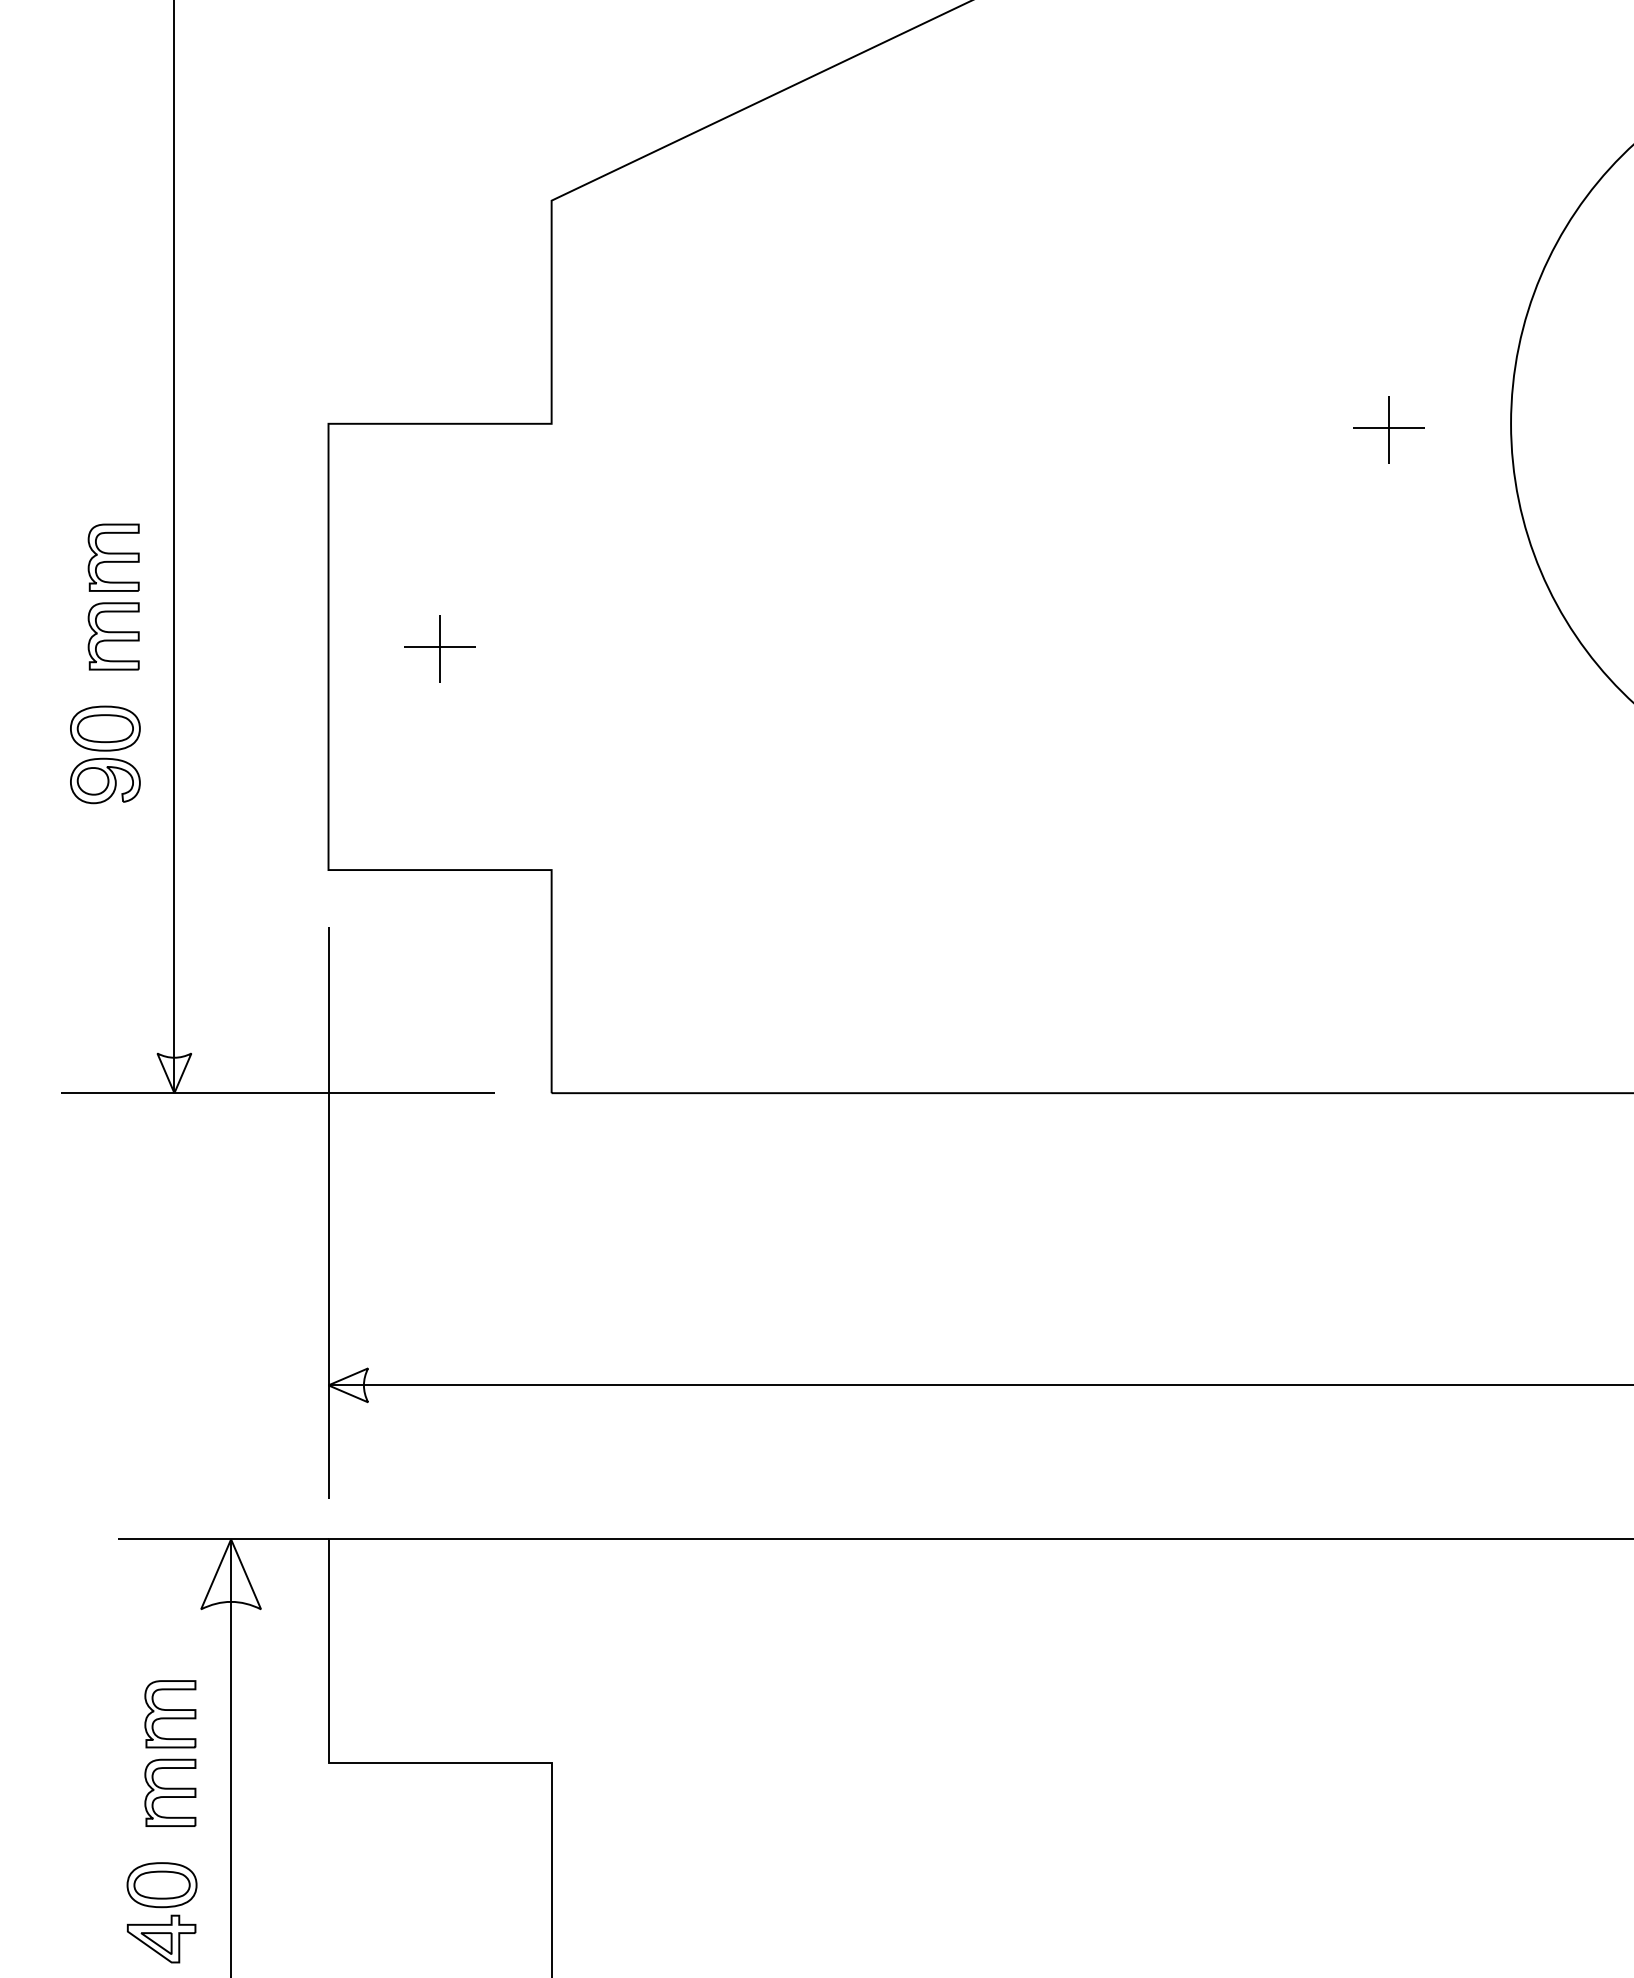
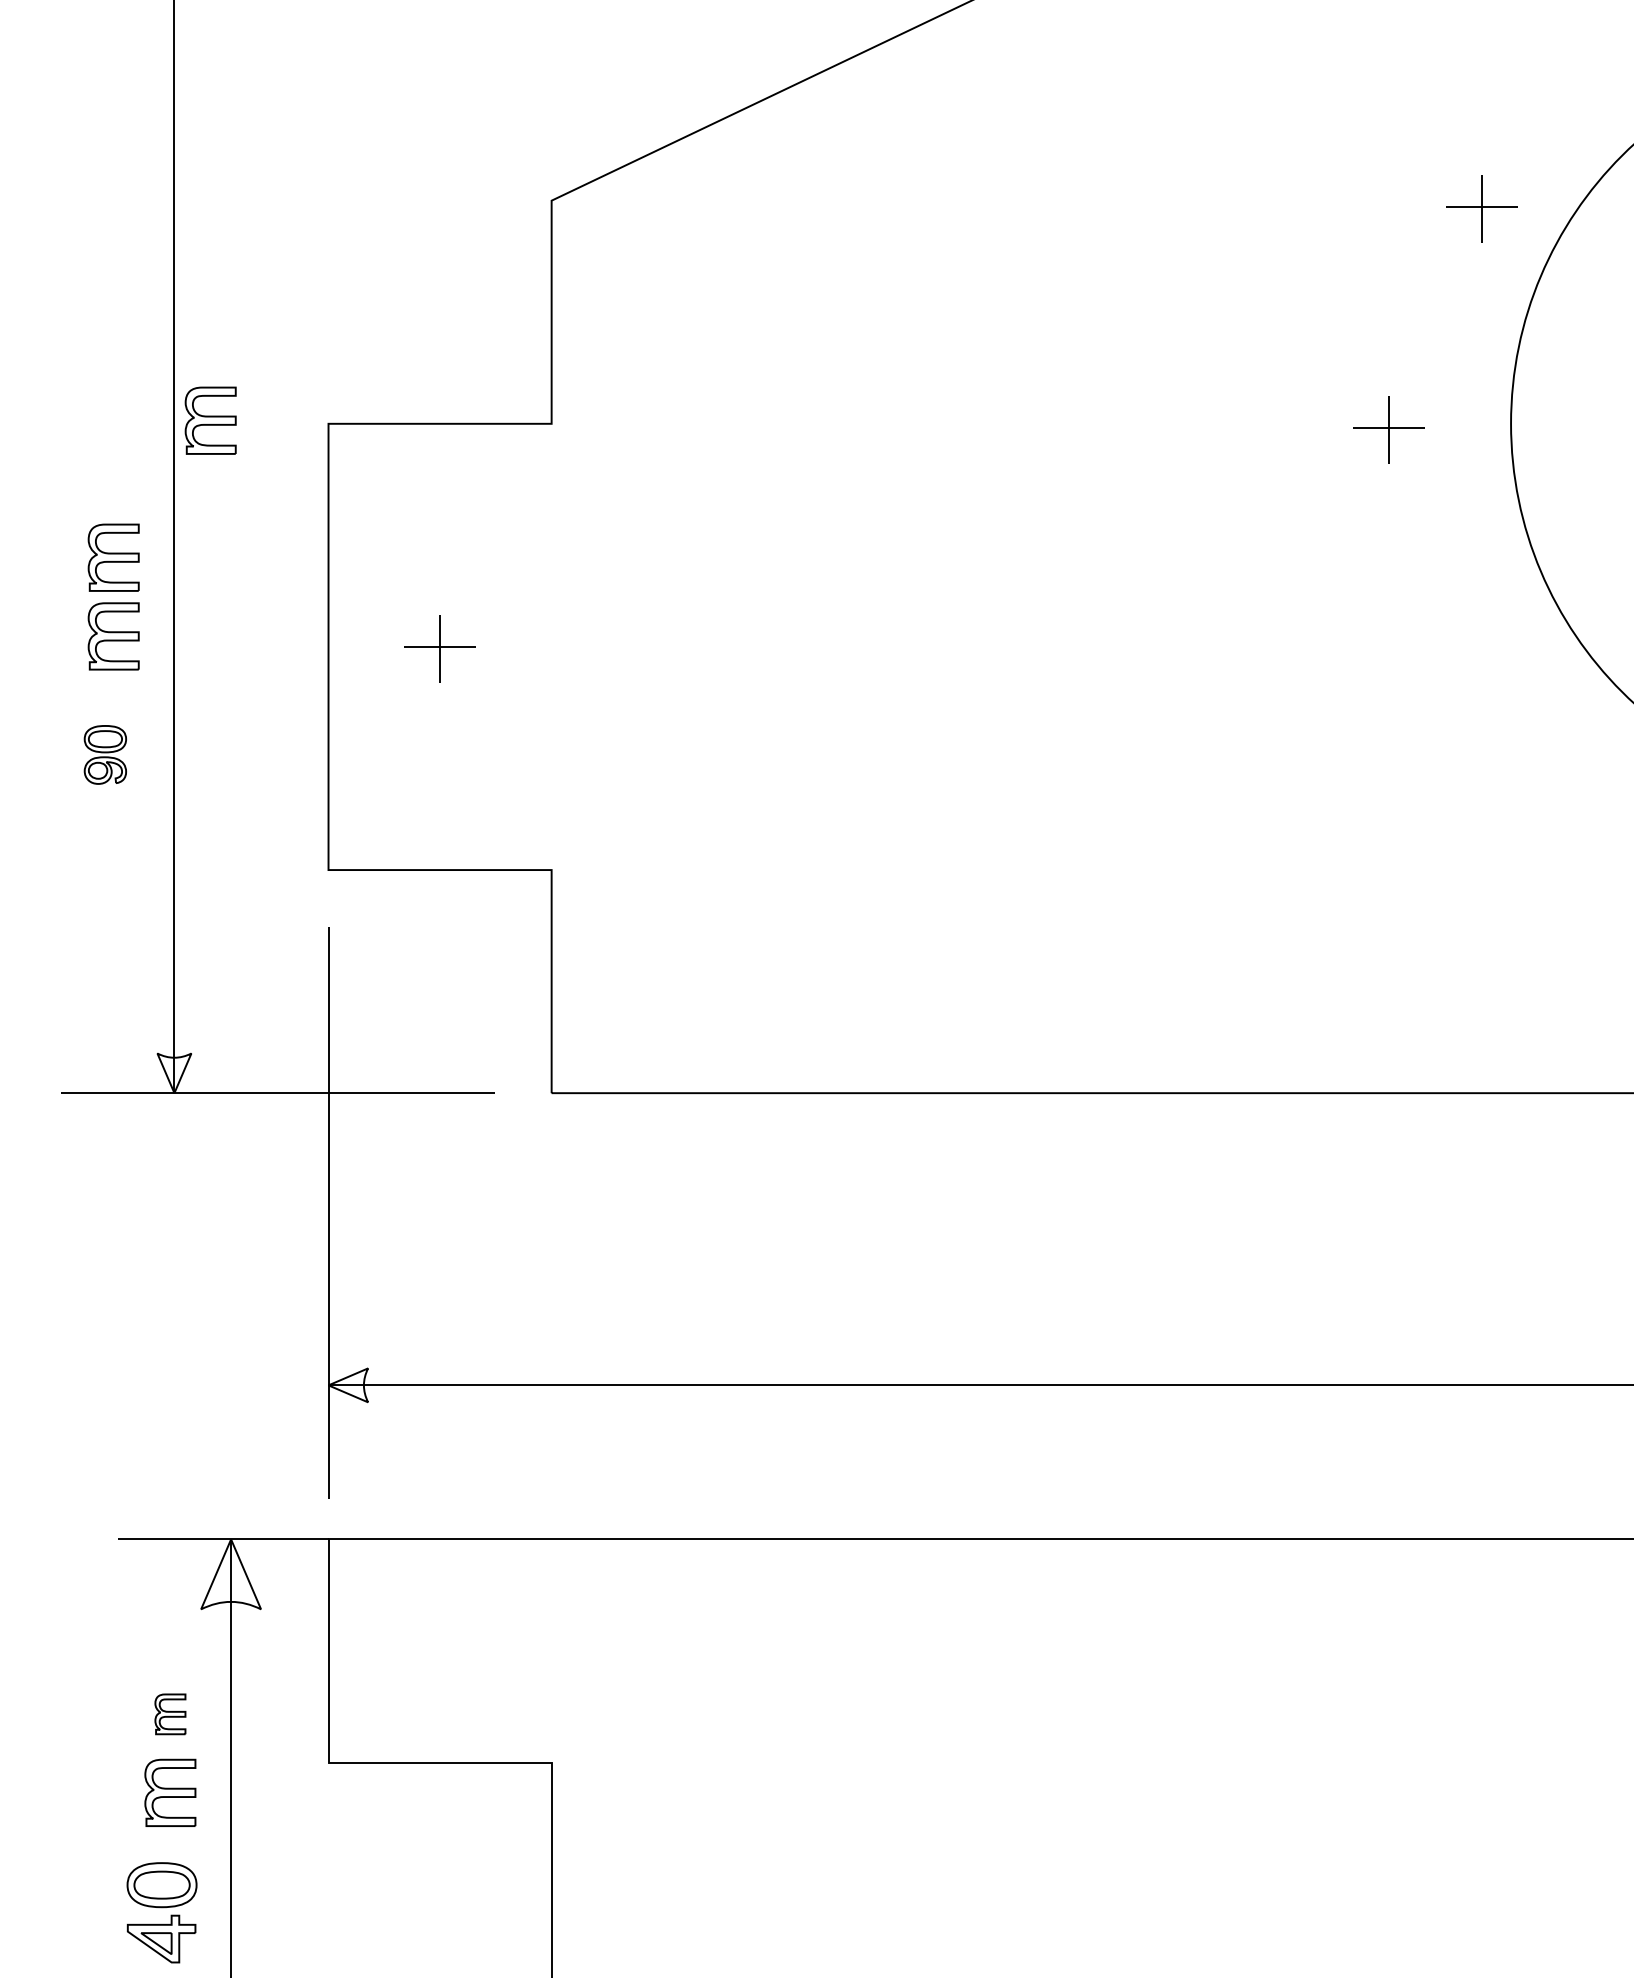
part: none -> present (1481, 208)
part: none -> present (210, 420)
part size: 71x100 px -> 44x60 px (104, 754)
part size: 53x69 px -> 33x43 px (170, 1714)
